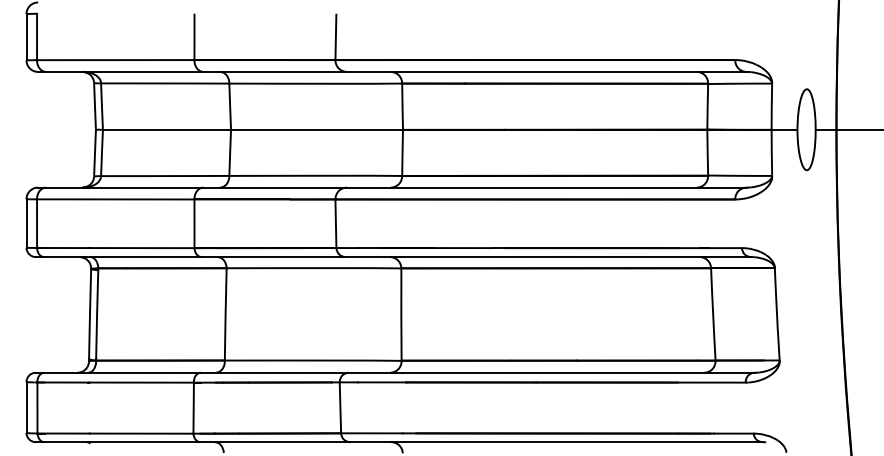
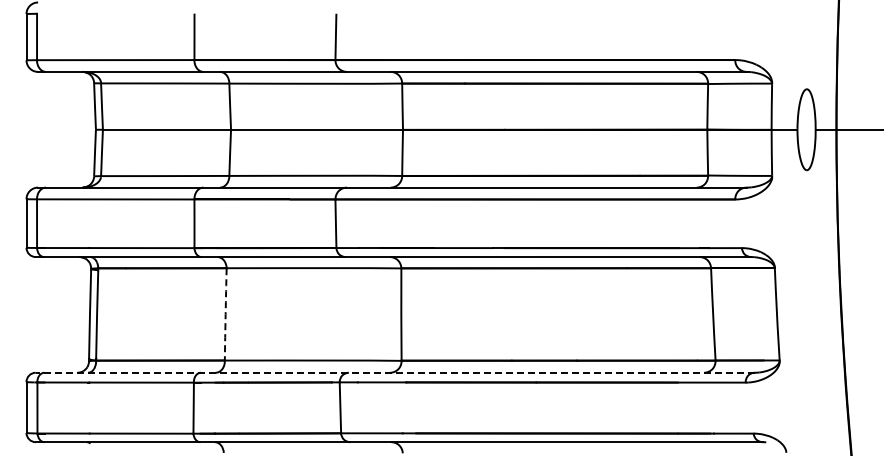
arc: solid -> dashed (225, 314)
line: solid -> dashed (394, 372)
